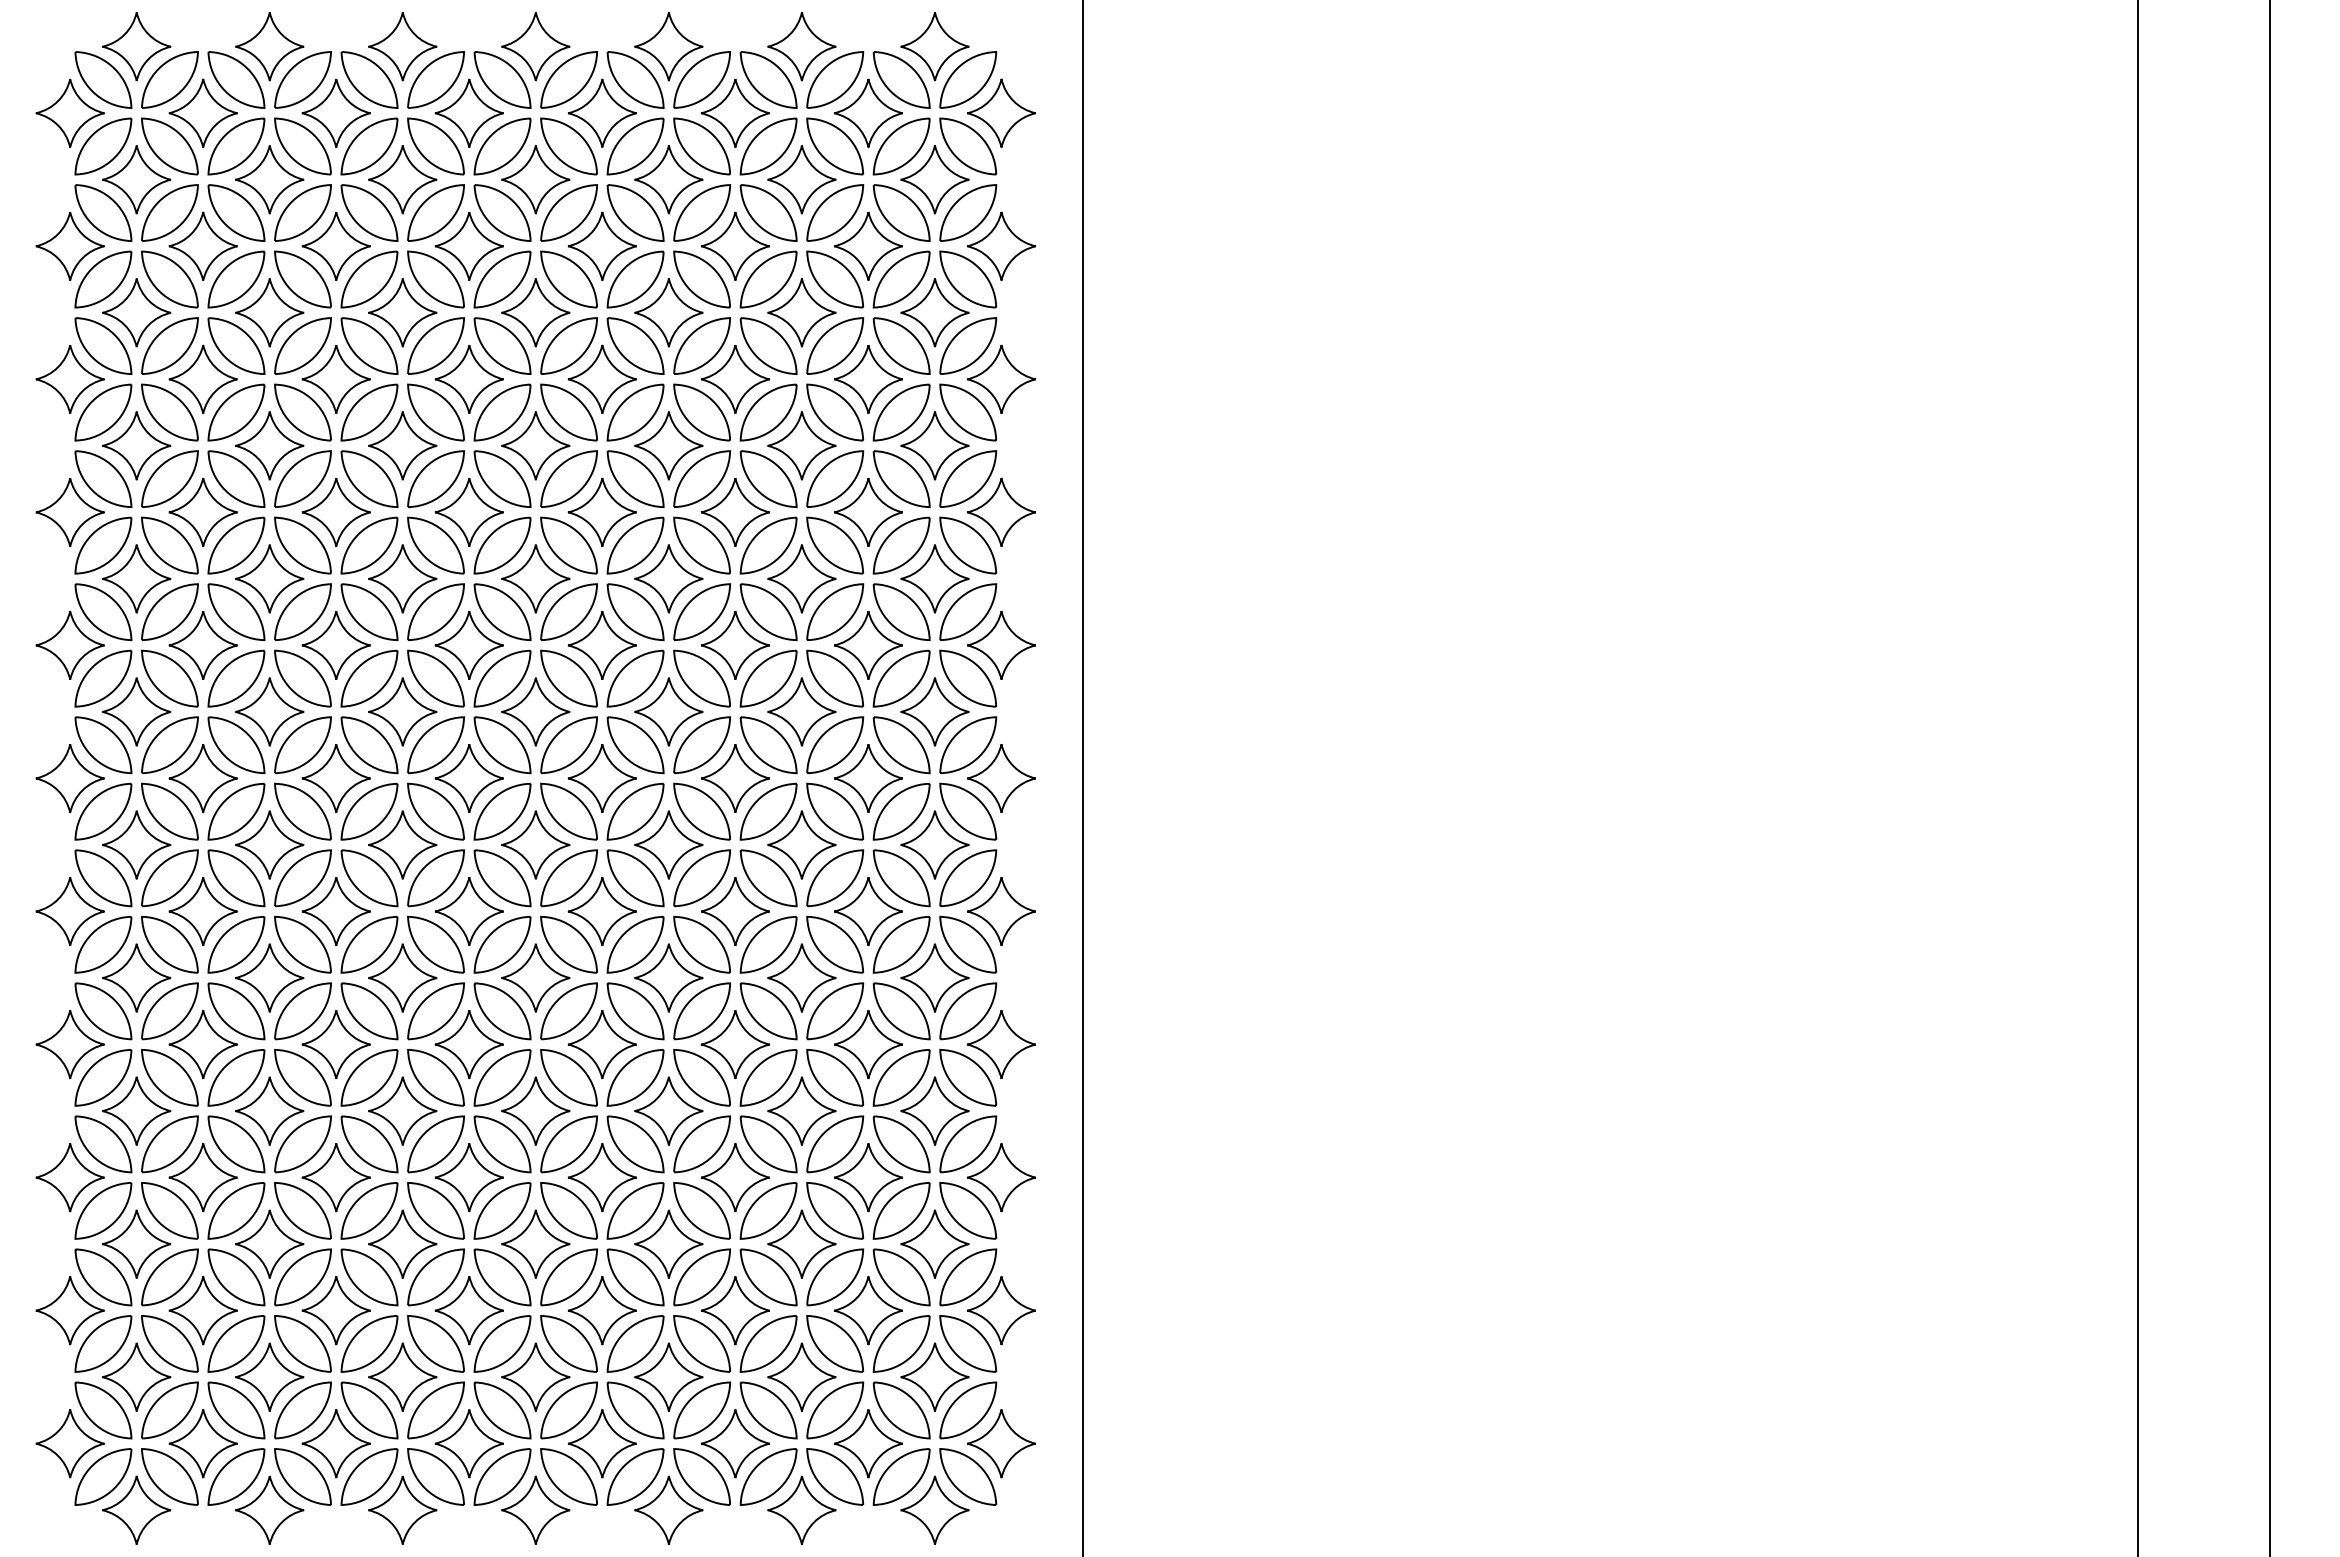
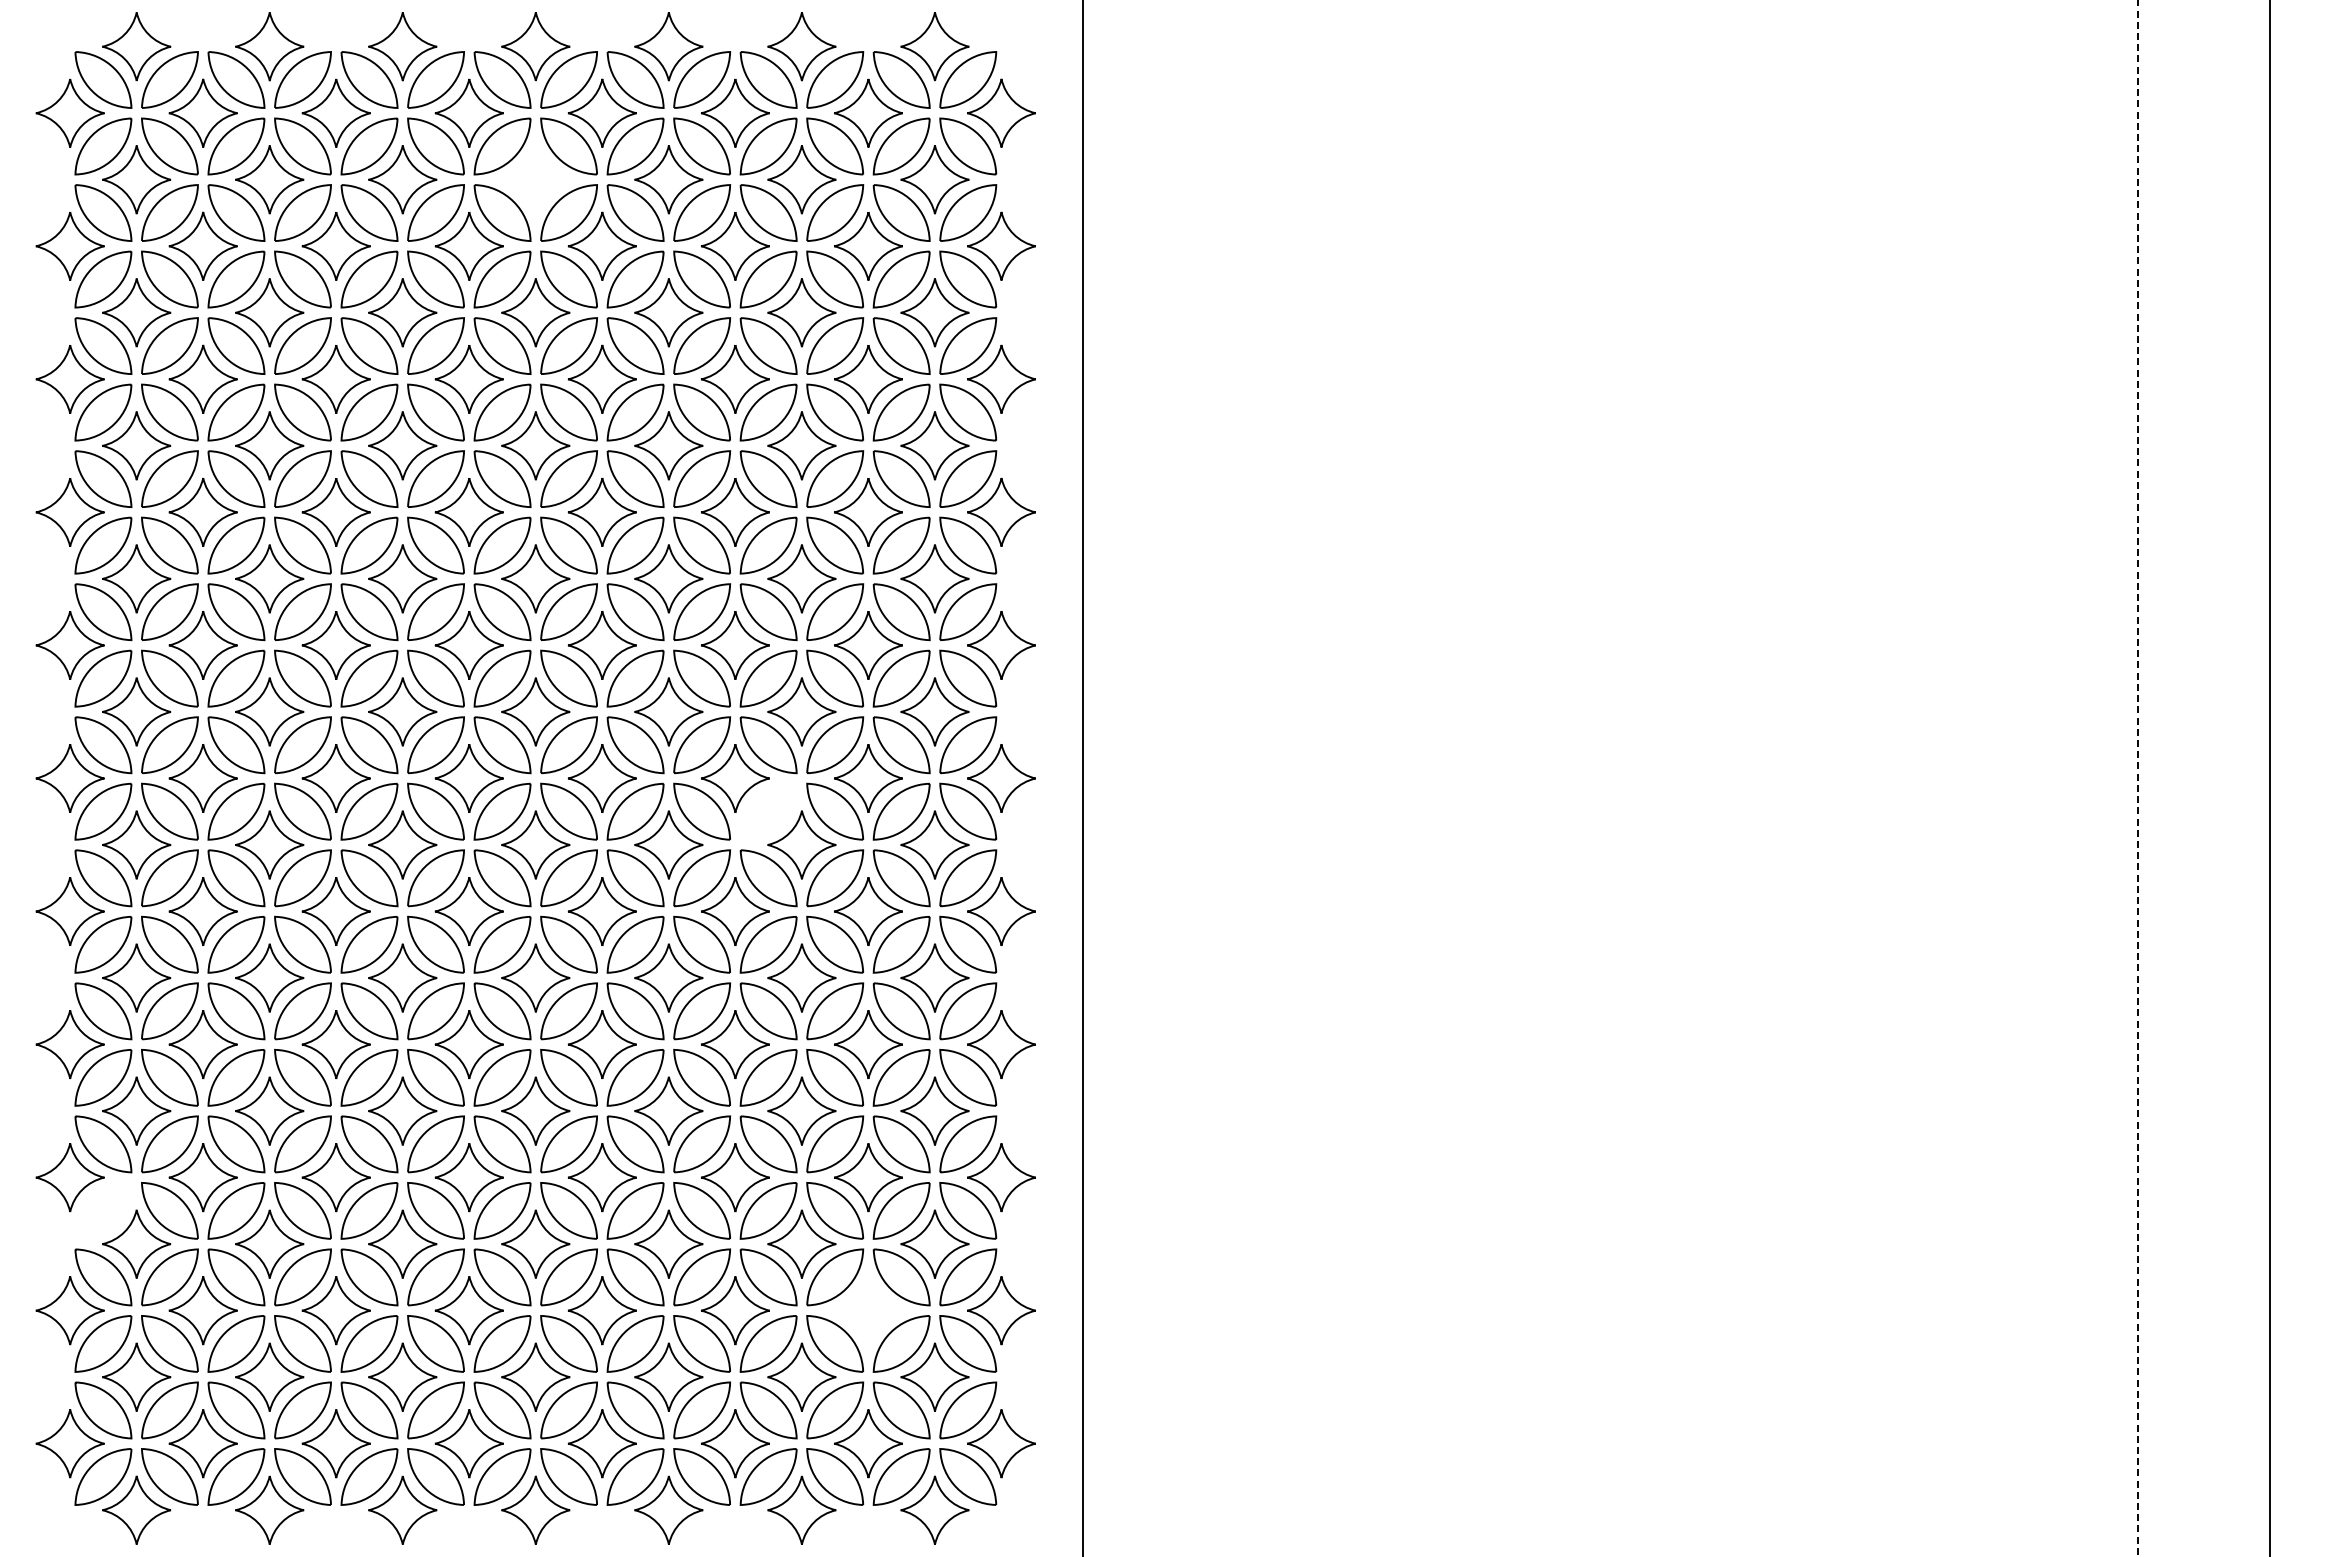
part: present -> none (535, 179)
line: solid -> dashed (2137, 778)
part: present -> none (768, 811)
part: present -> none (103, 1210)
part: present -> none (868, 1310)
